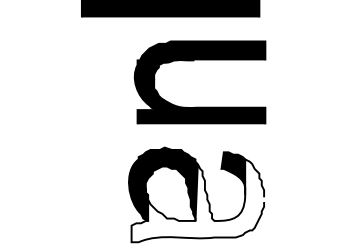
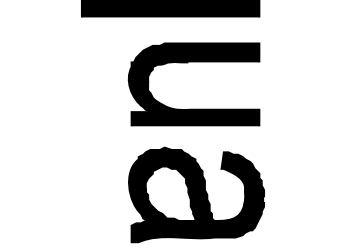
part position: (194, 61) -> (188, 63) (188, 63)
fill: none -> present (197, 200)
